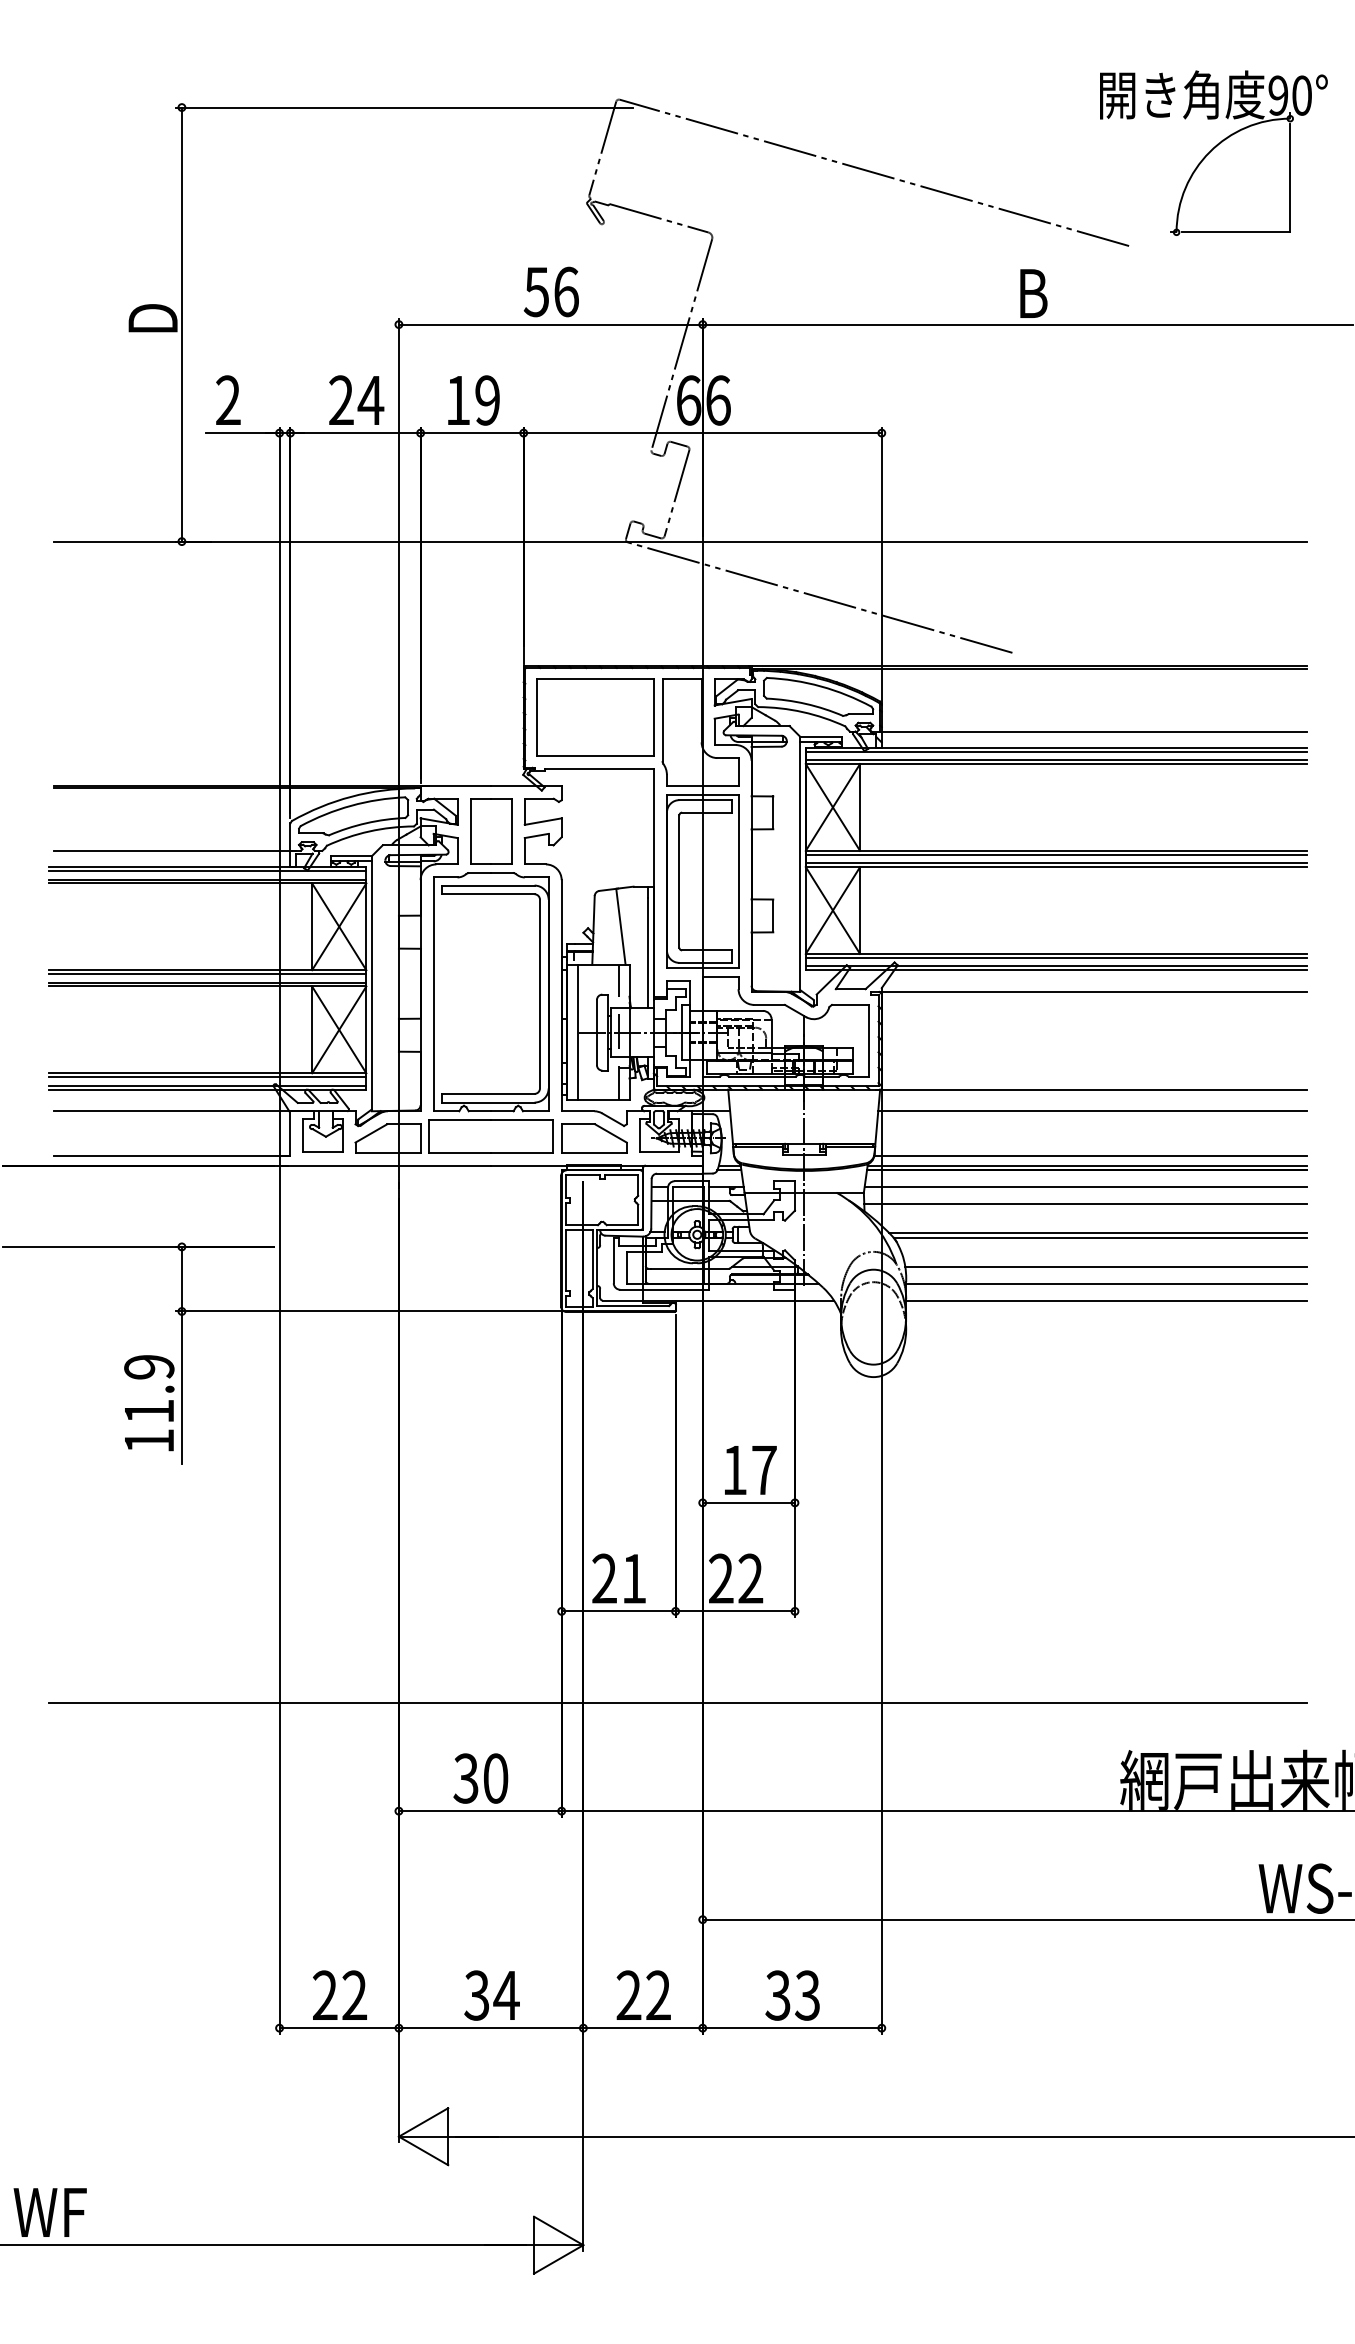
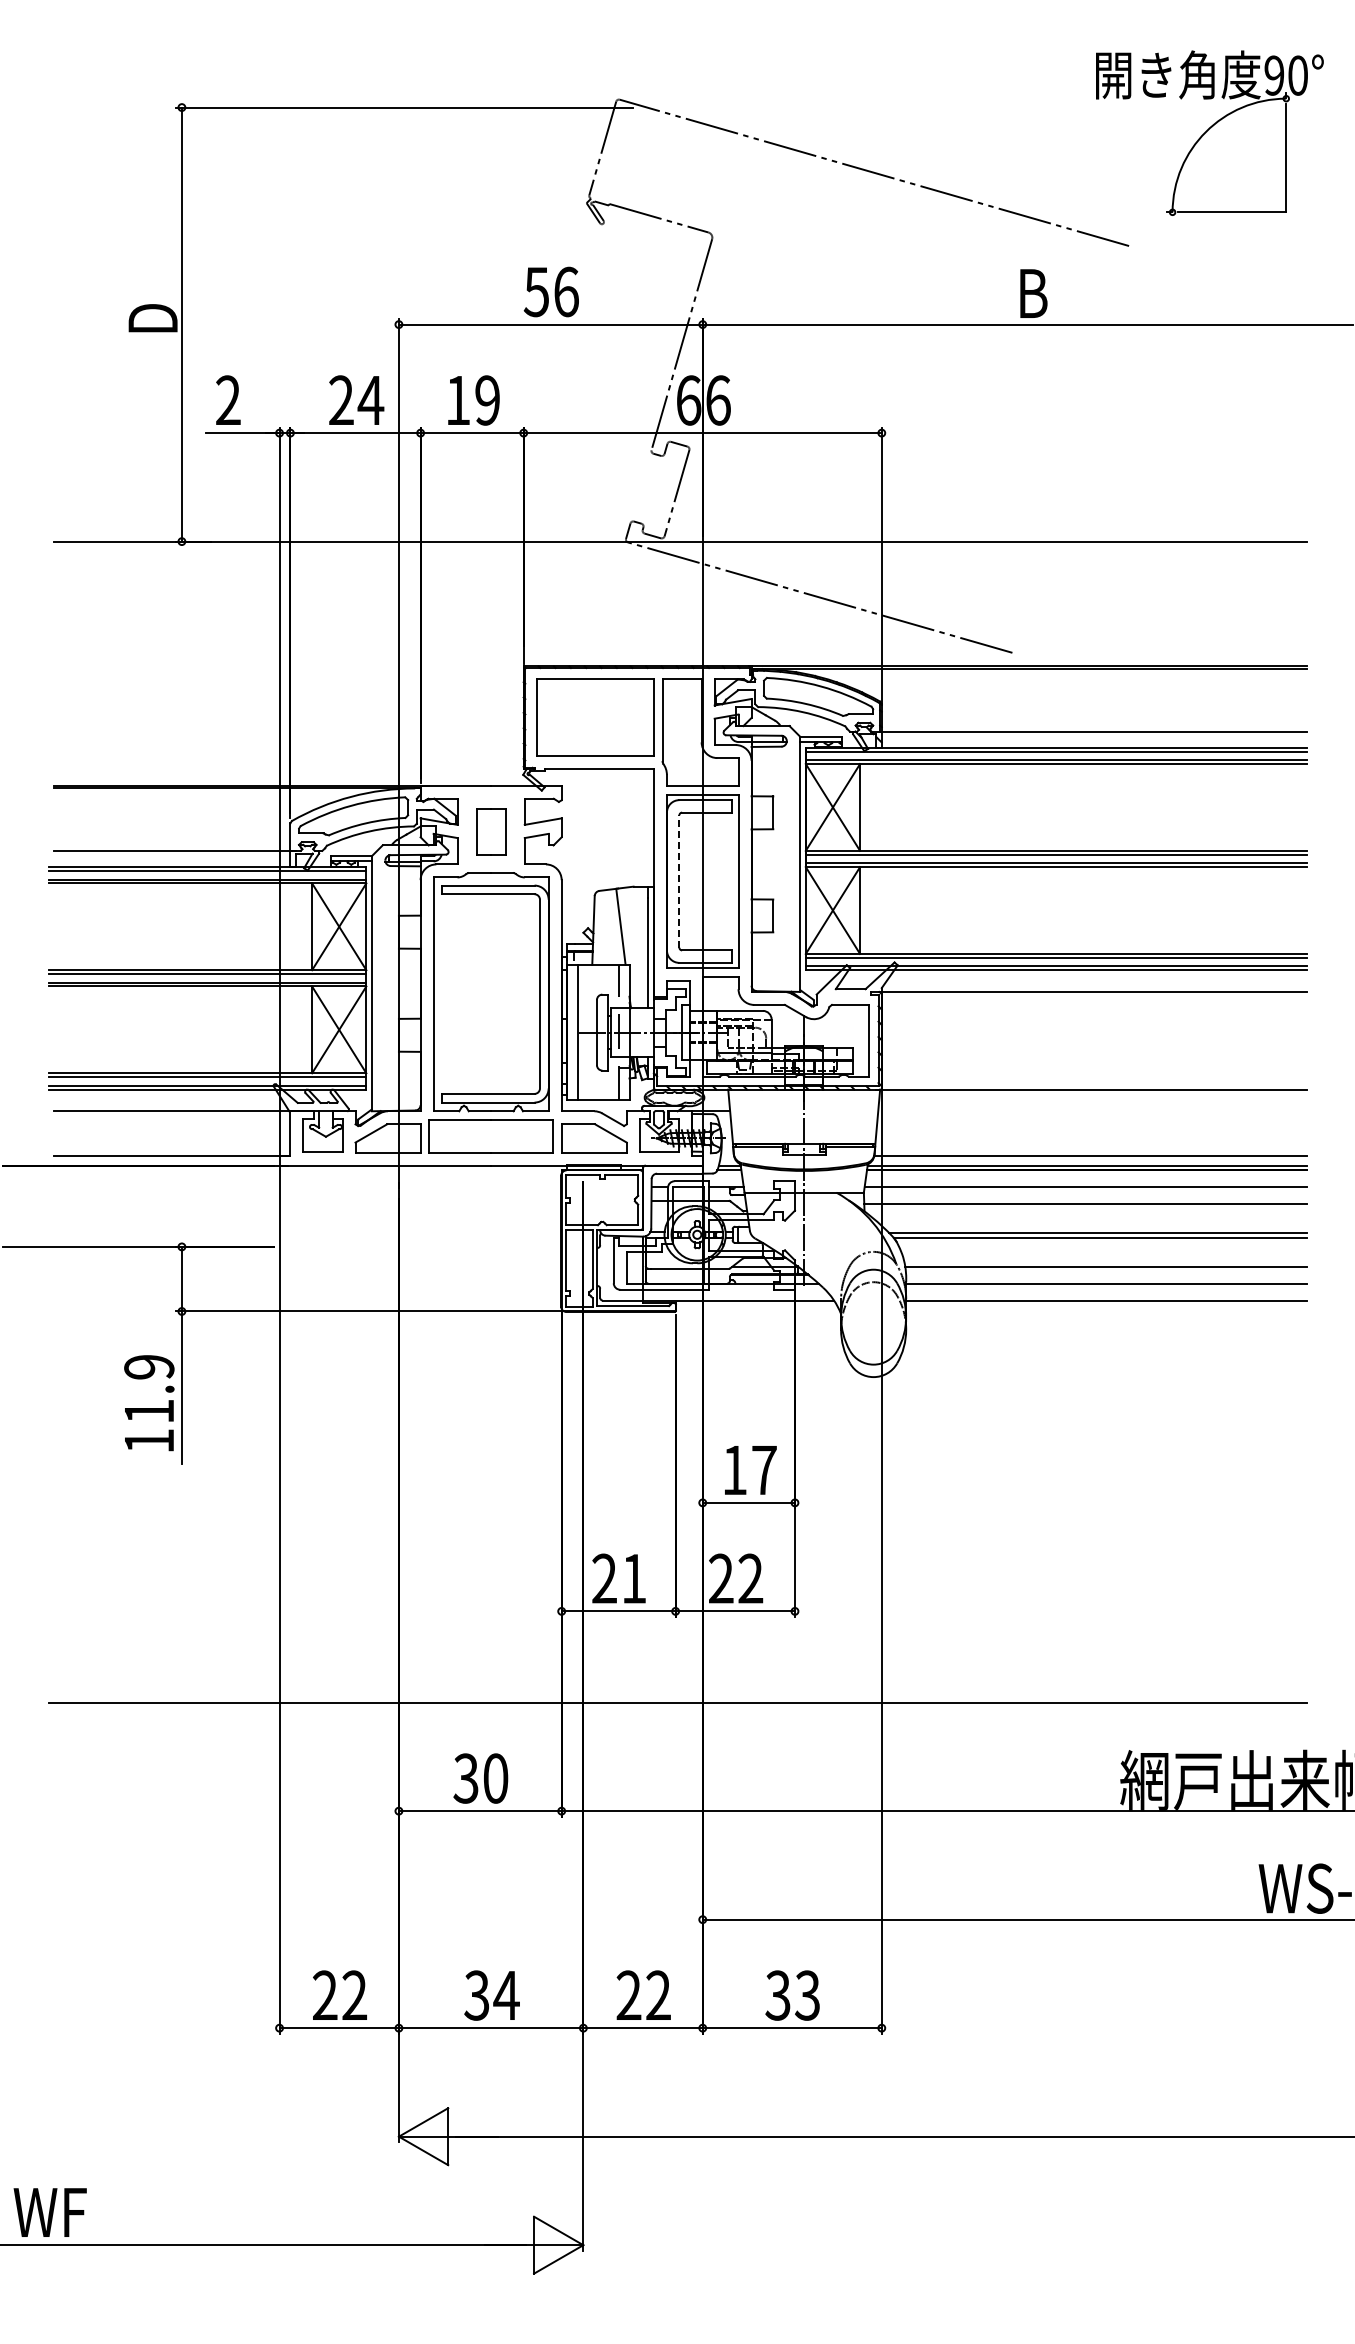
part position: (1213, 152) -> (1209, 132) (1209, 132)
part size: 43x67 px -> 31x48 px (491, 831)
line: solid -> dashed (679, 881)
line: present -> none (1092, 1111)
